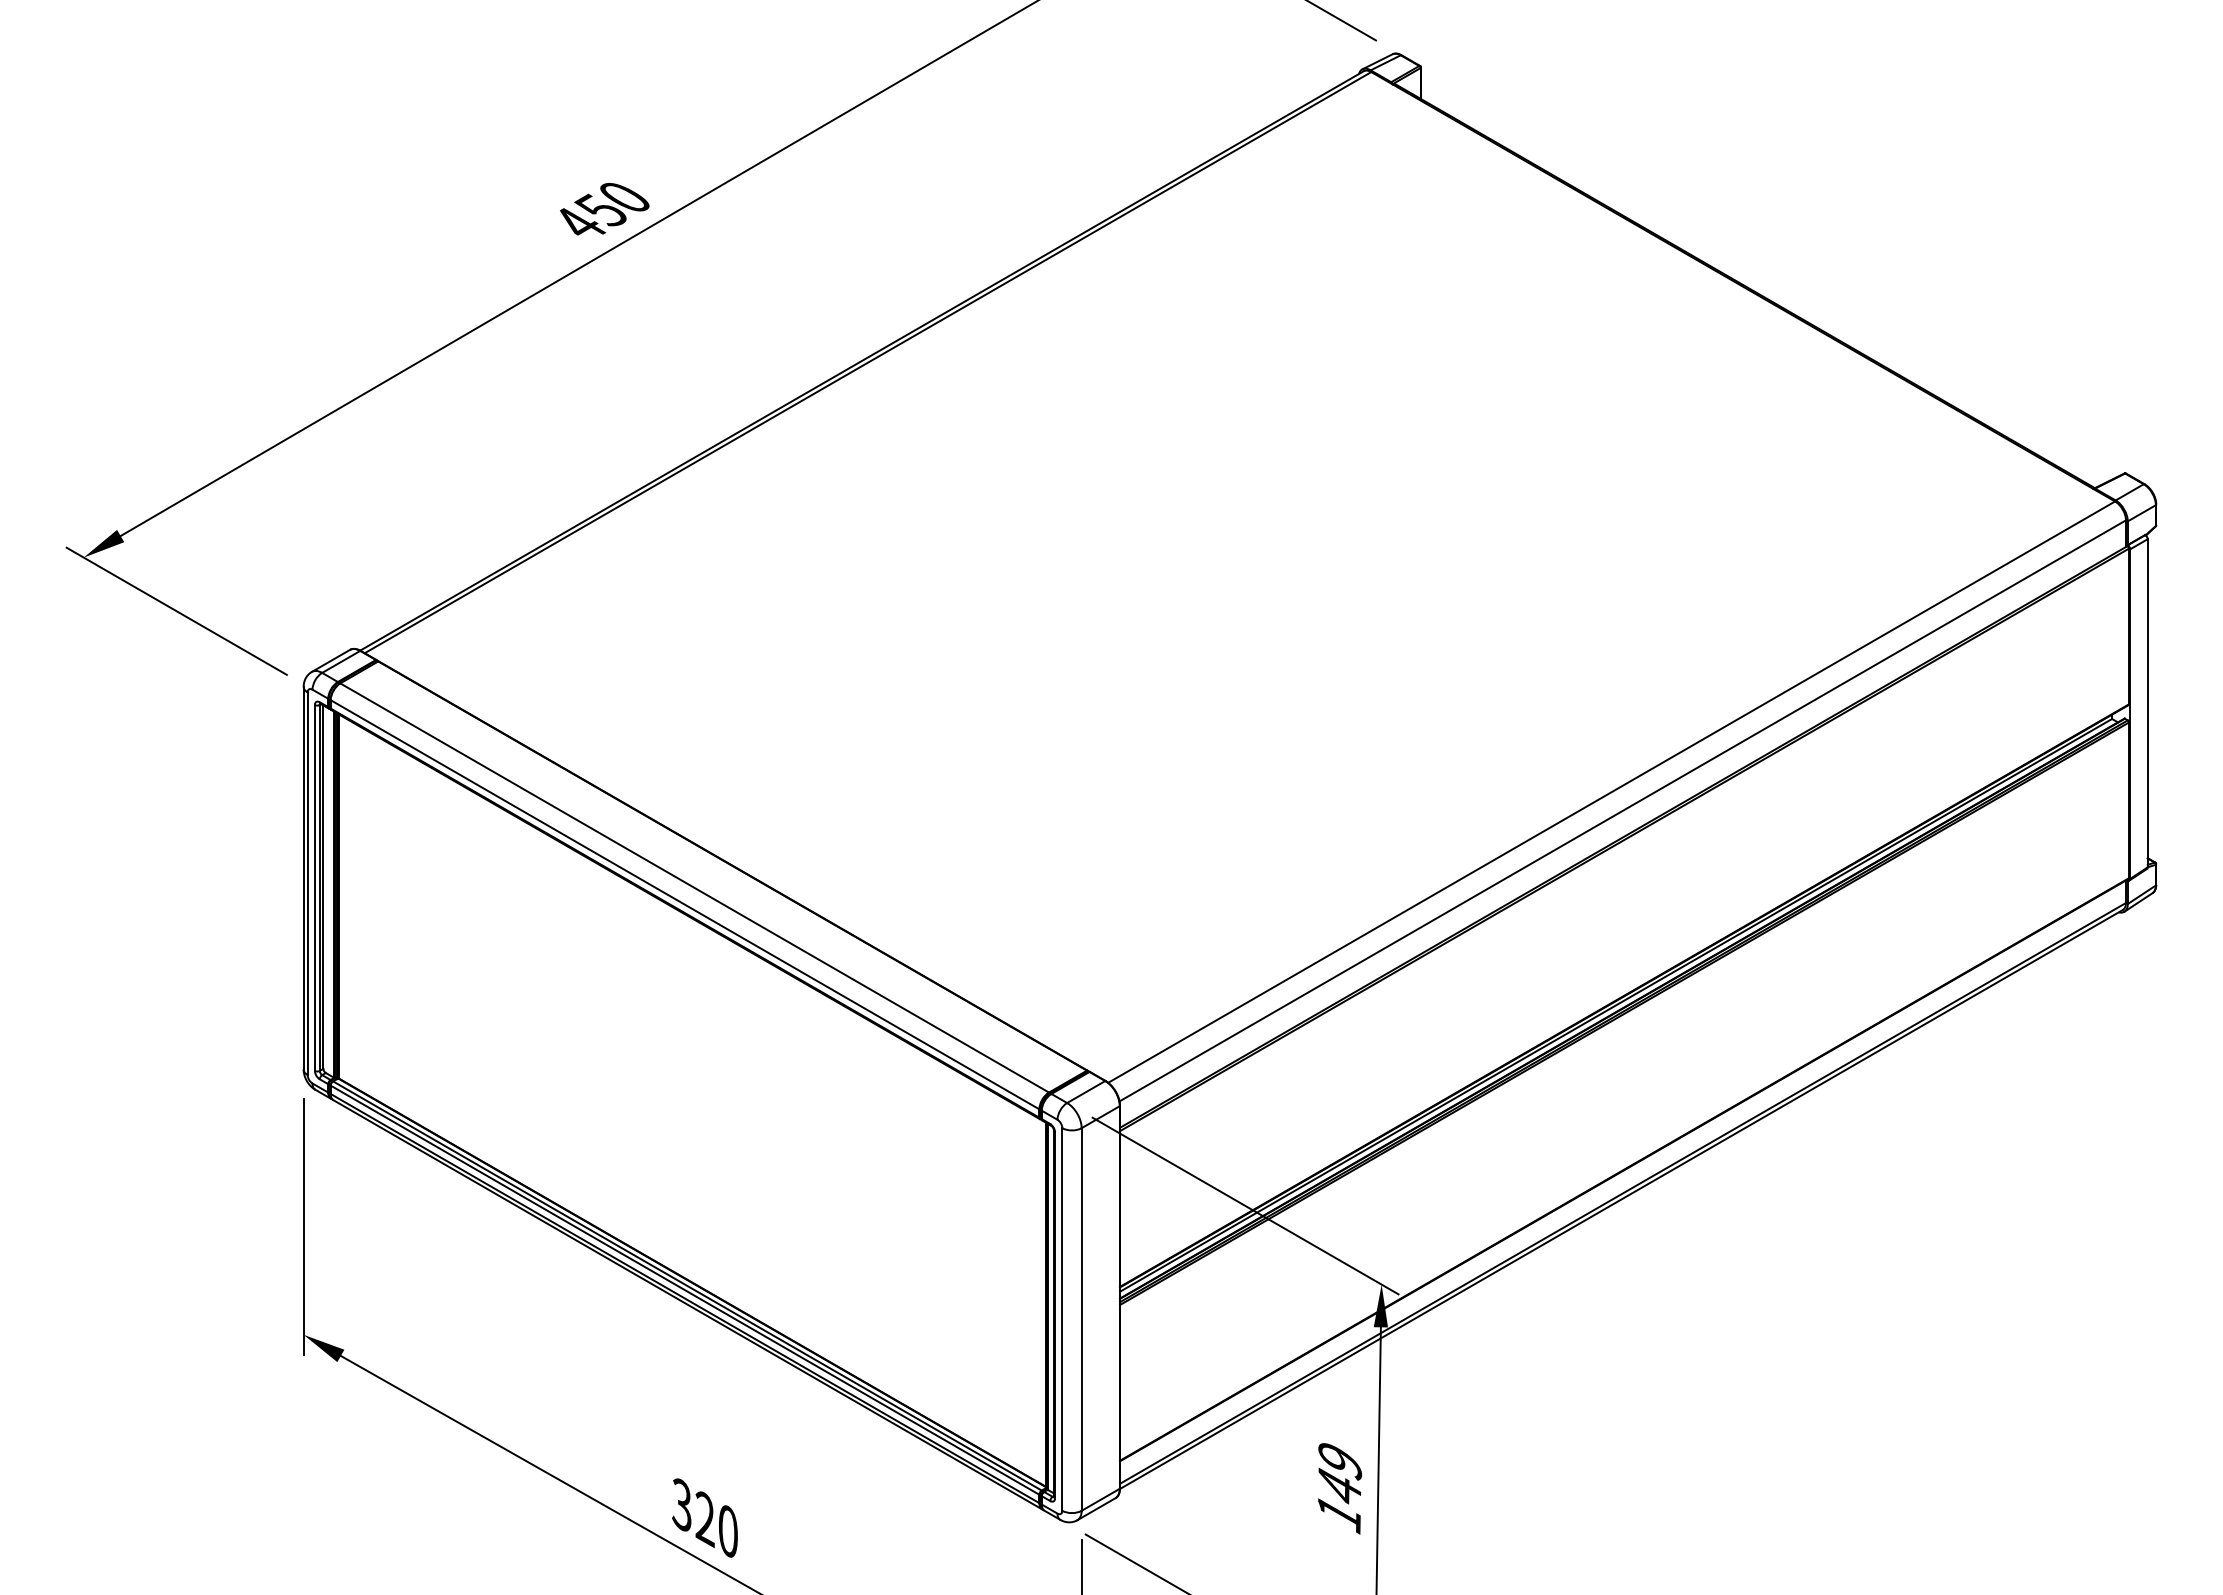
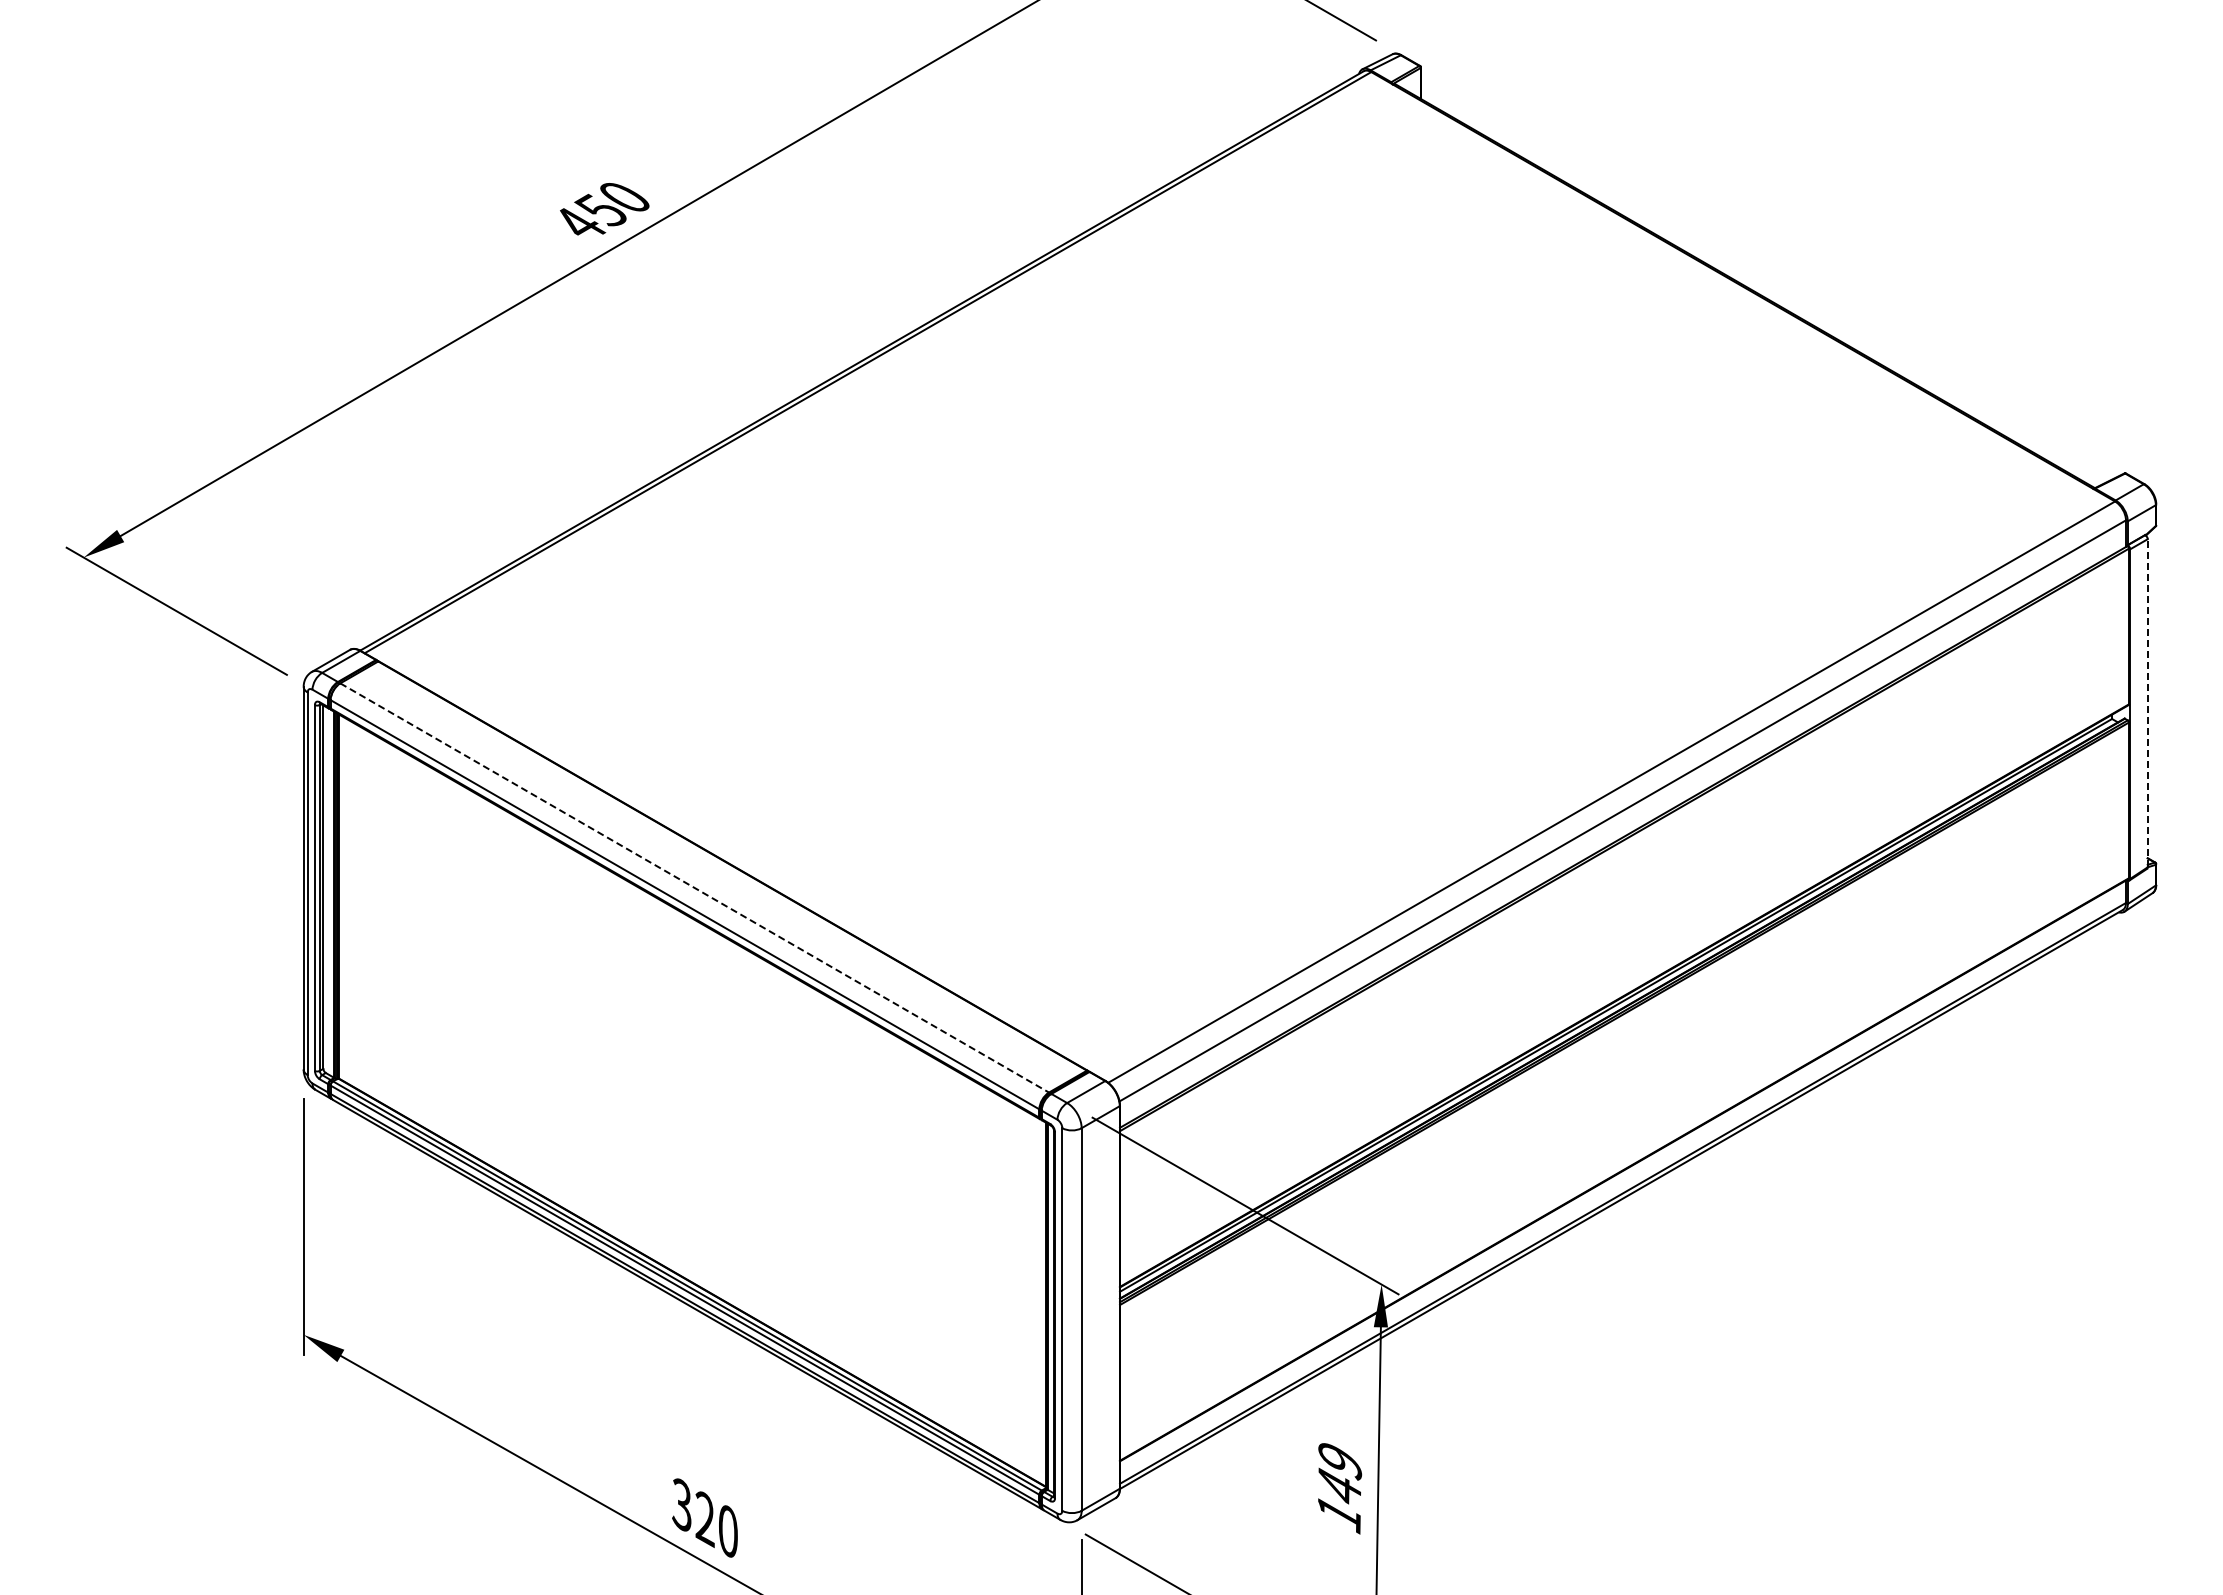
line: solid -> dashed (2147, 702)
line: solid -> dashed (695, 888)
